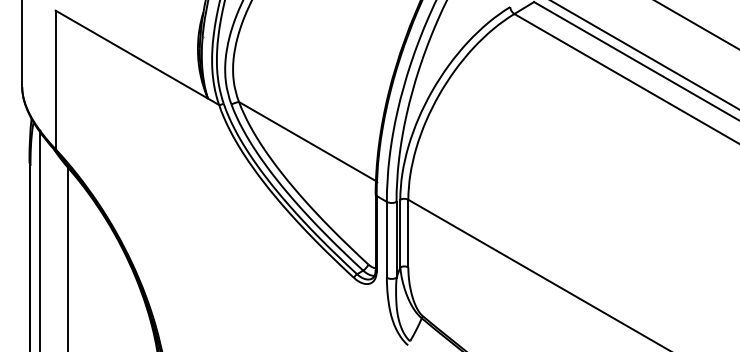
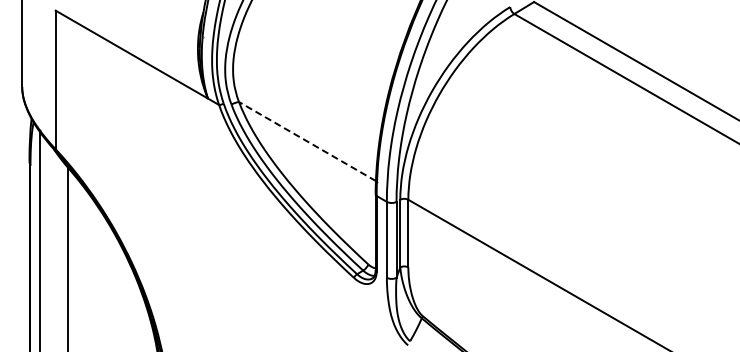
line: present -> none (696, 24)
line: present -> none (644, 54)
line: solid -> dashed (307, 141)
